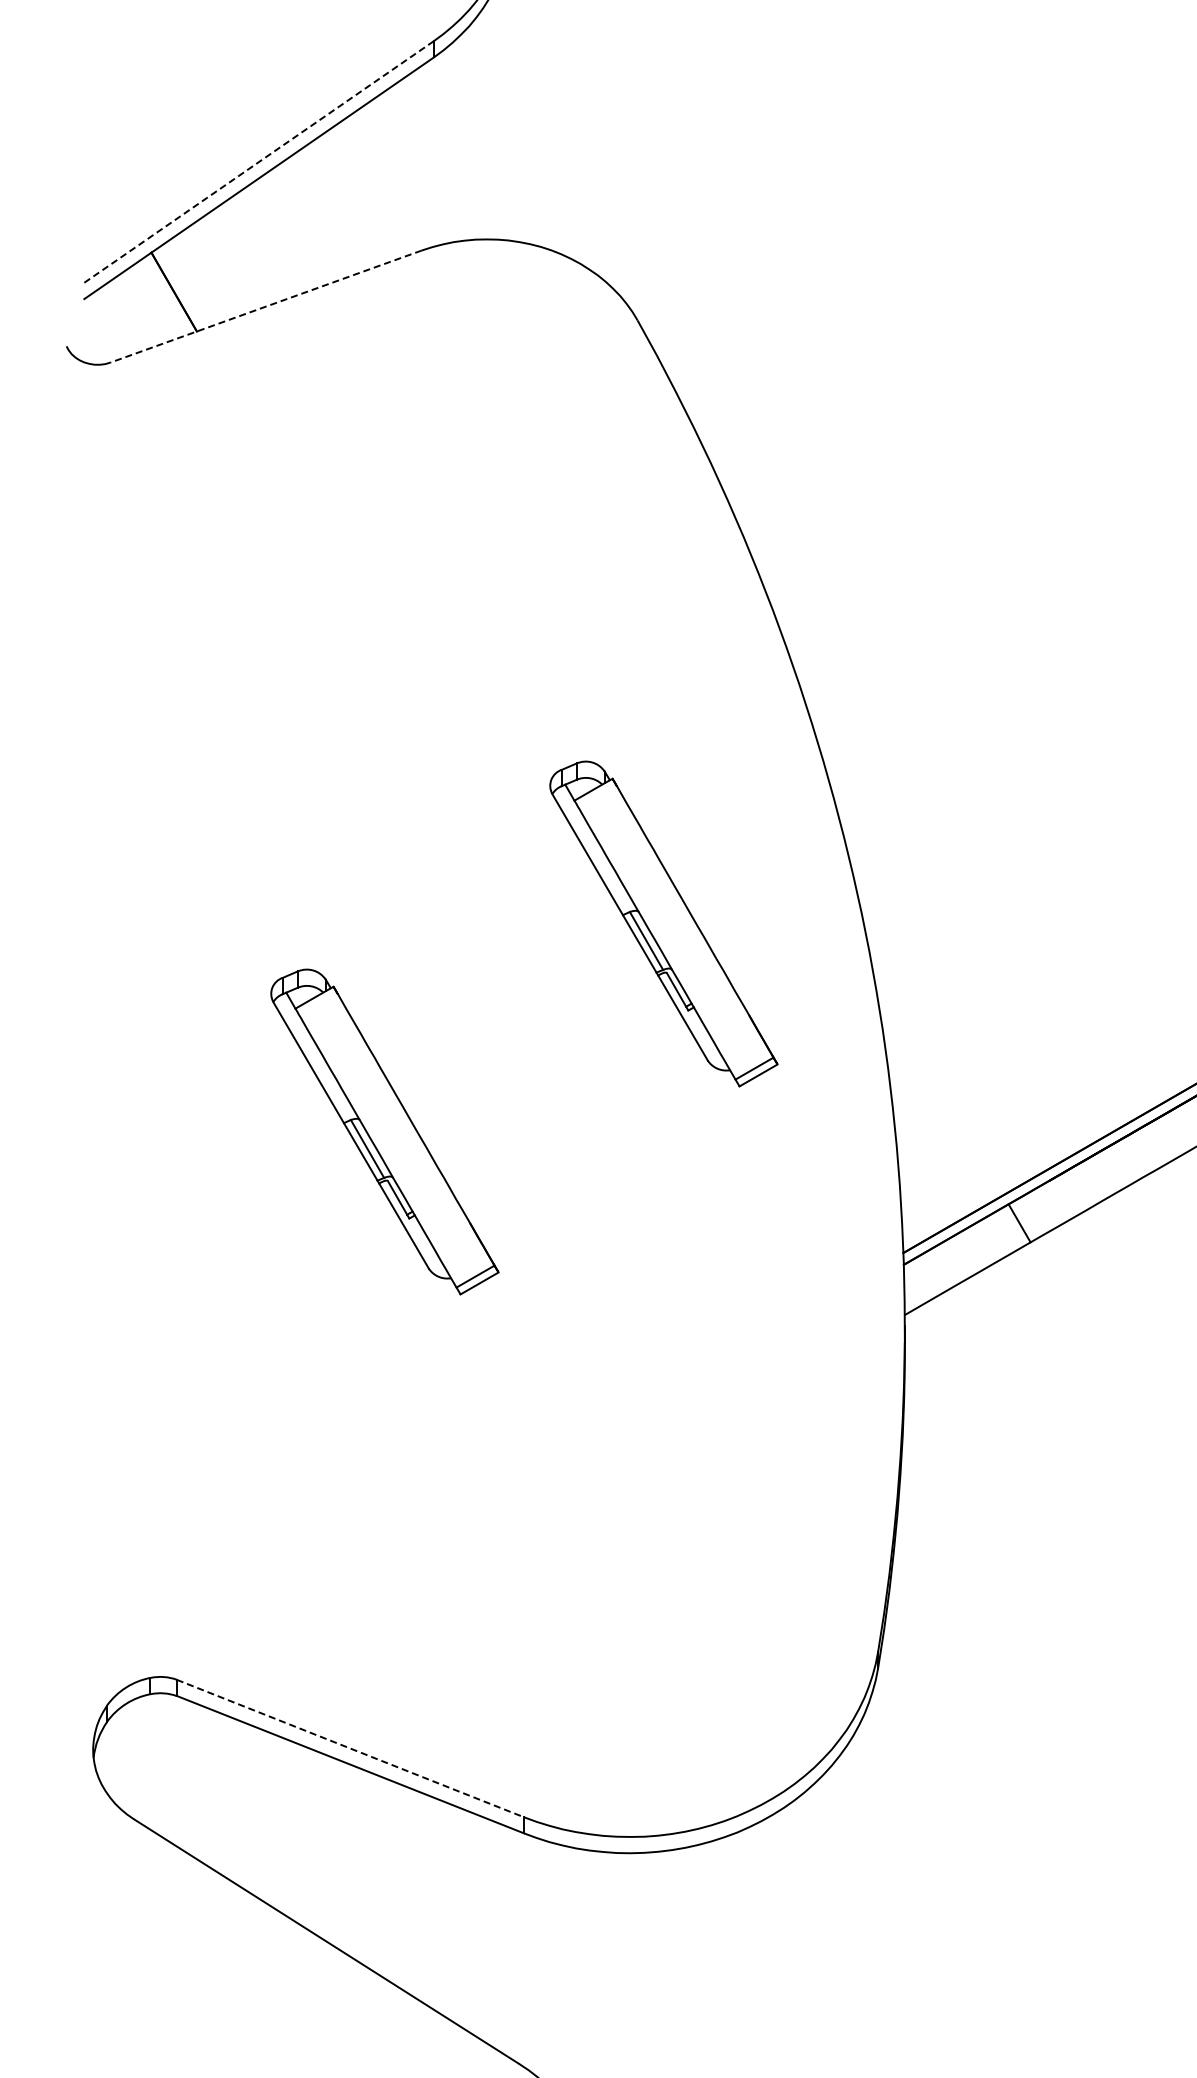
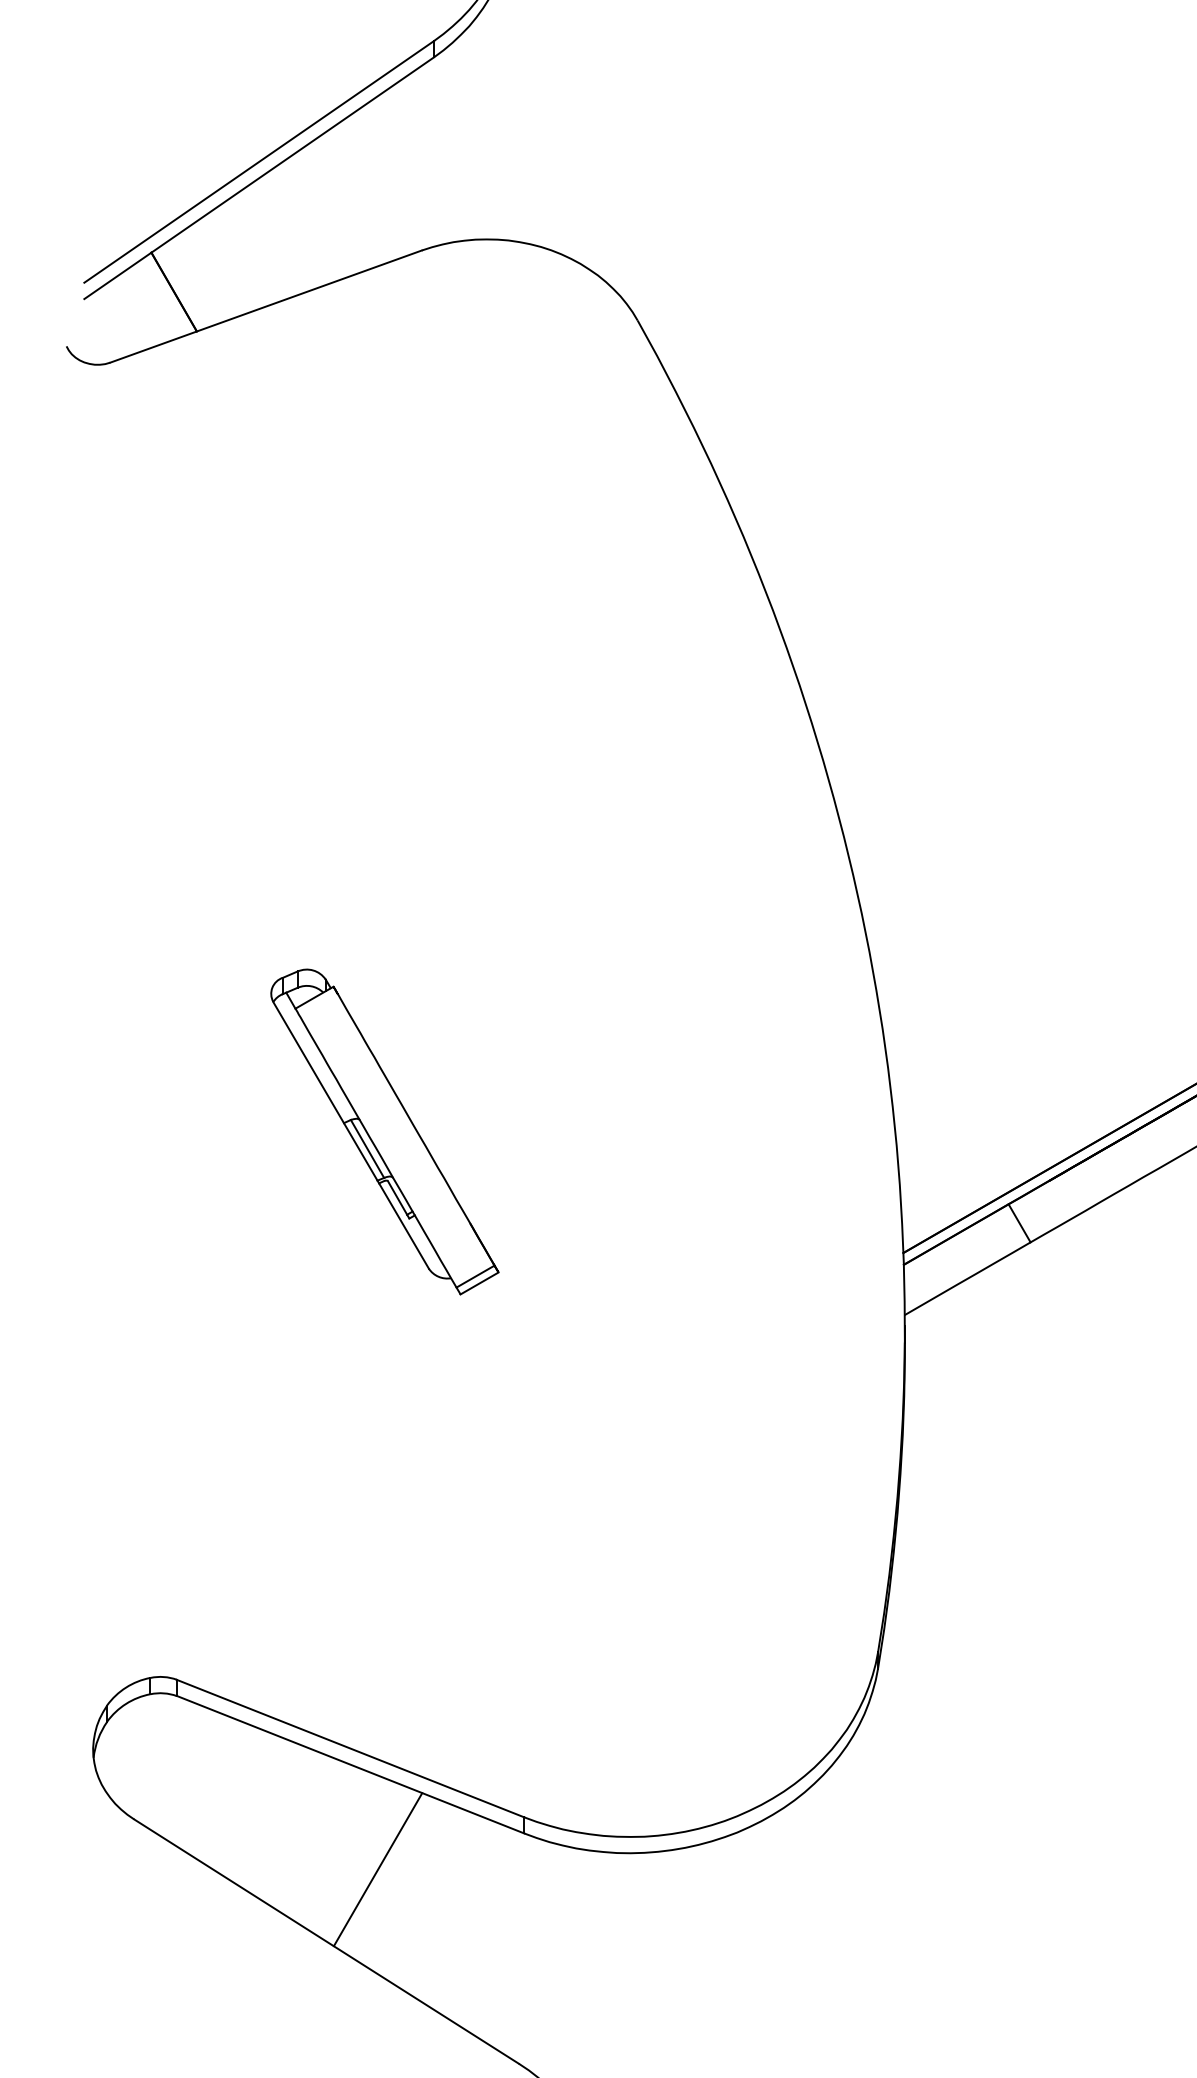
line: dashed -> solid (259, 161)
line: dashed -> solid (266, 306)
part: present -> none (663, 923)
line: dashed -> solid (350, 1748)
line: none -> present (377, 1869)
